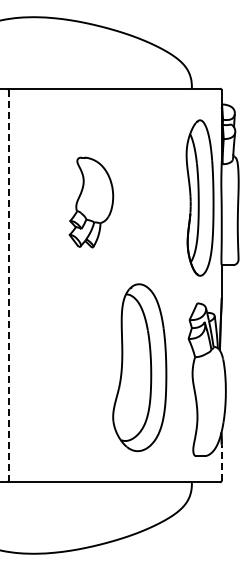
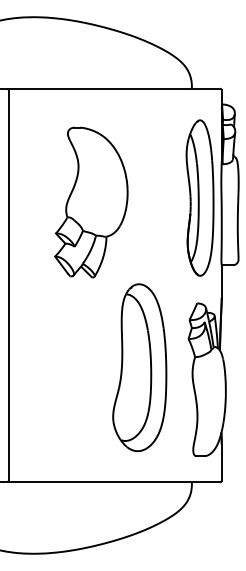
part size: 47x93 px -> 75x153 px (91, 202)
line: dashed -> solid (8, 285)
line: dashed -> solid (221, 462)
